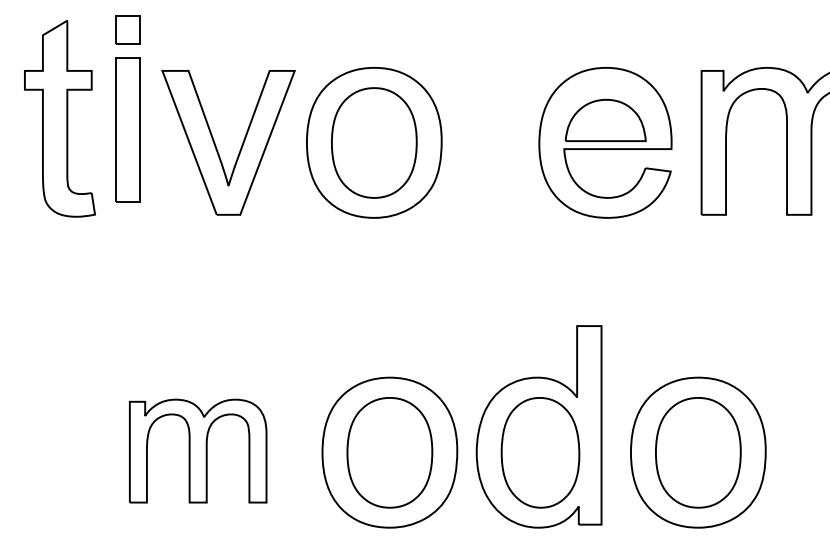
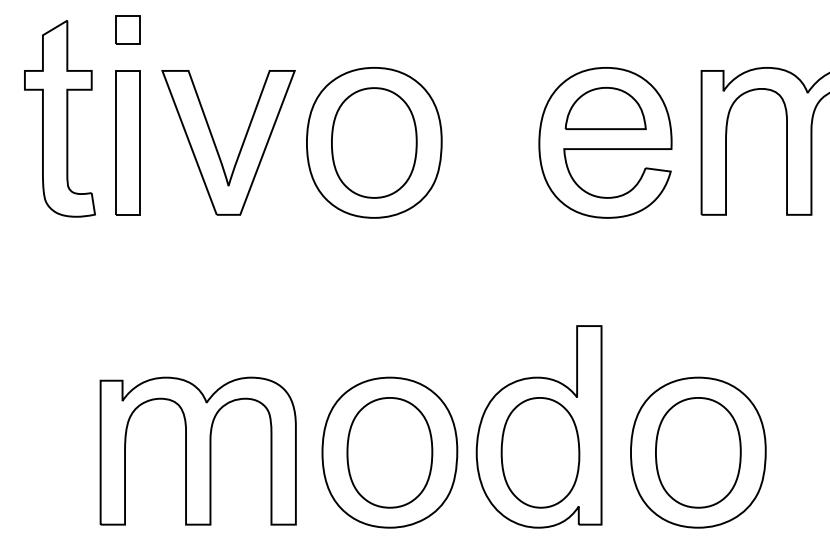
part position: (605, 119) -> (605, 107) (605, 107)
part position: (127, 129) -> (127, 142) (127, 142)
part size: 139x106 px -> 198x150 px (197, 450)
